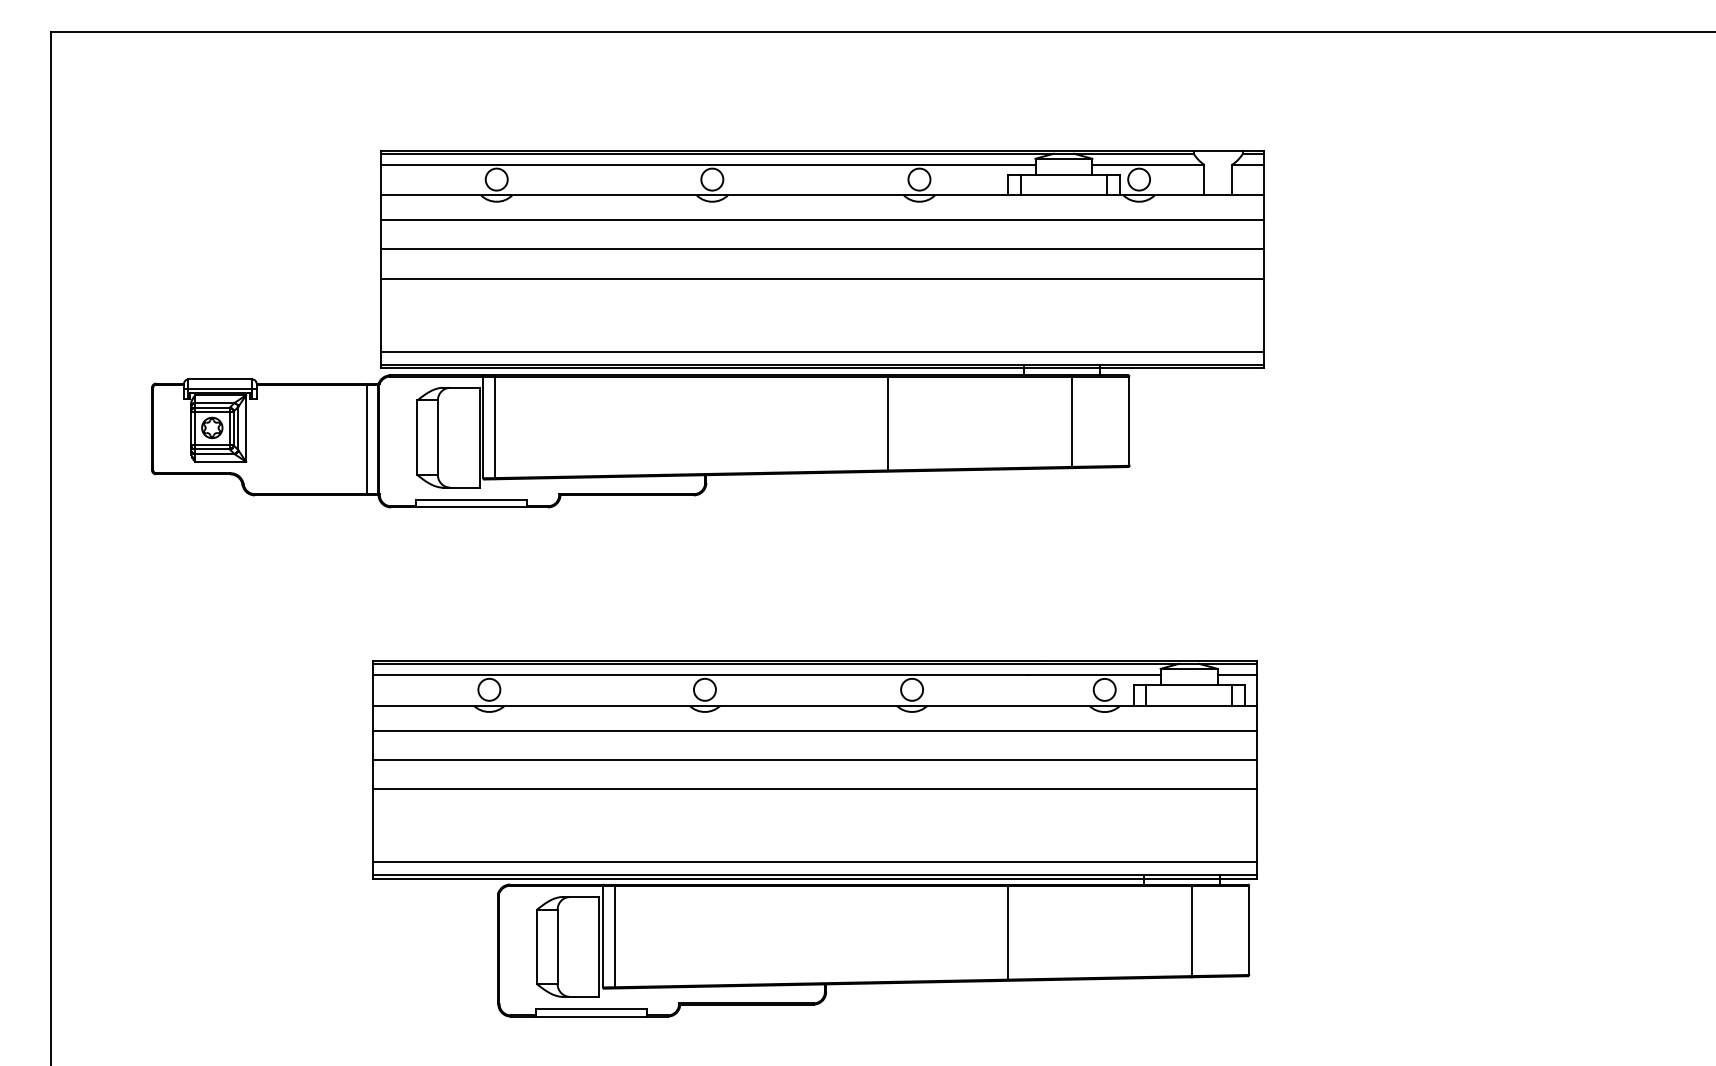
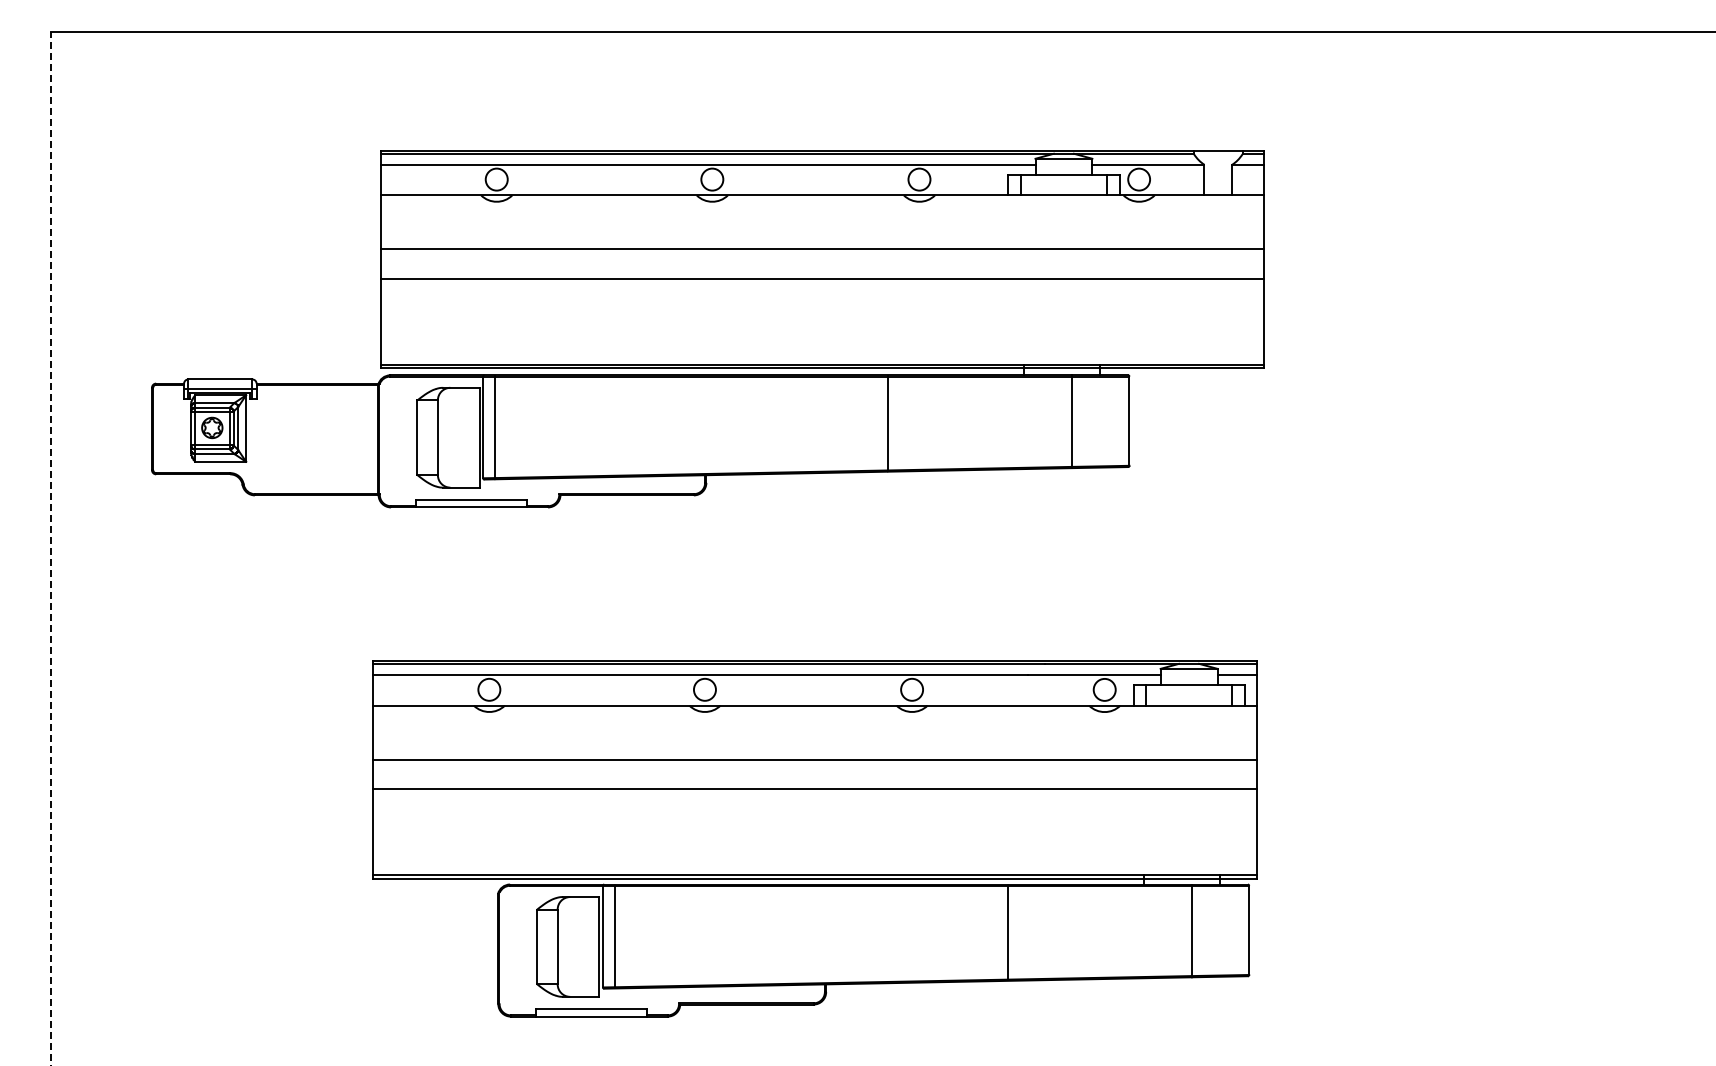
line: present -> none (822, 220)
line: present -> none (822, 351)
line: present -> none (366, 439)
line: solid -> dashed (51, 548)
line: present -> none (814, 730)
line: present -> none (814, 862)
